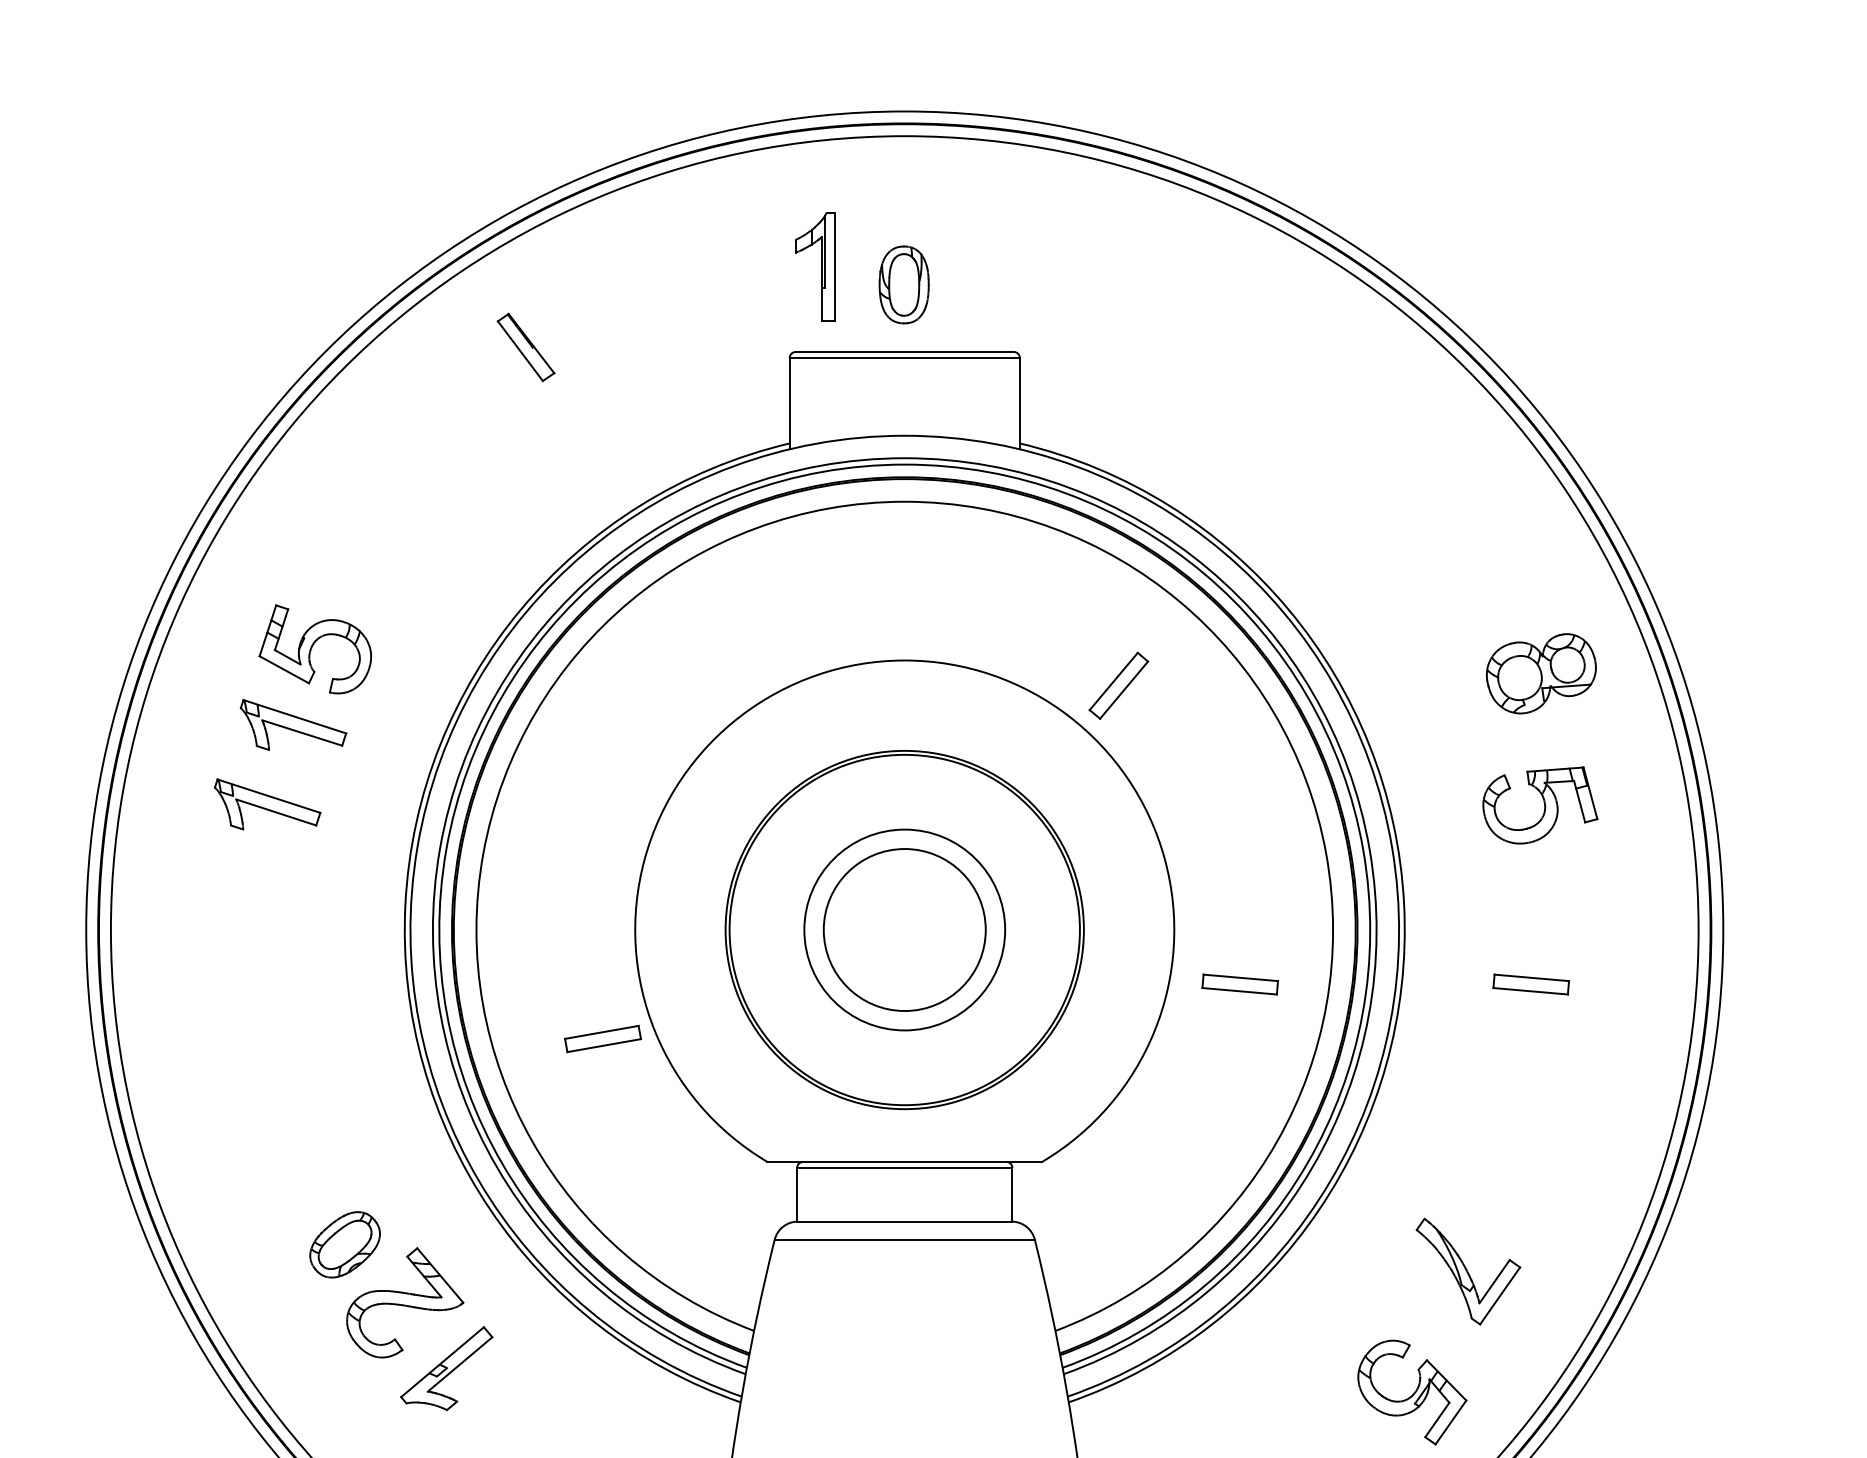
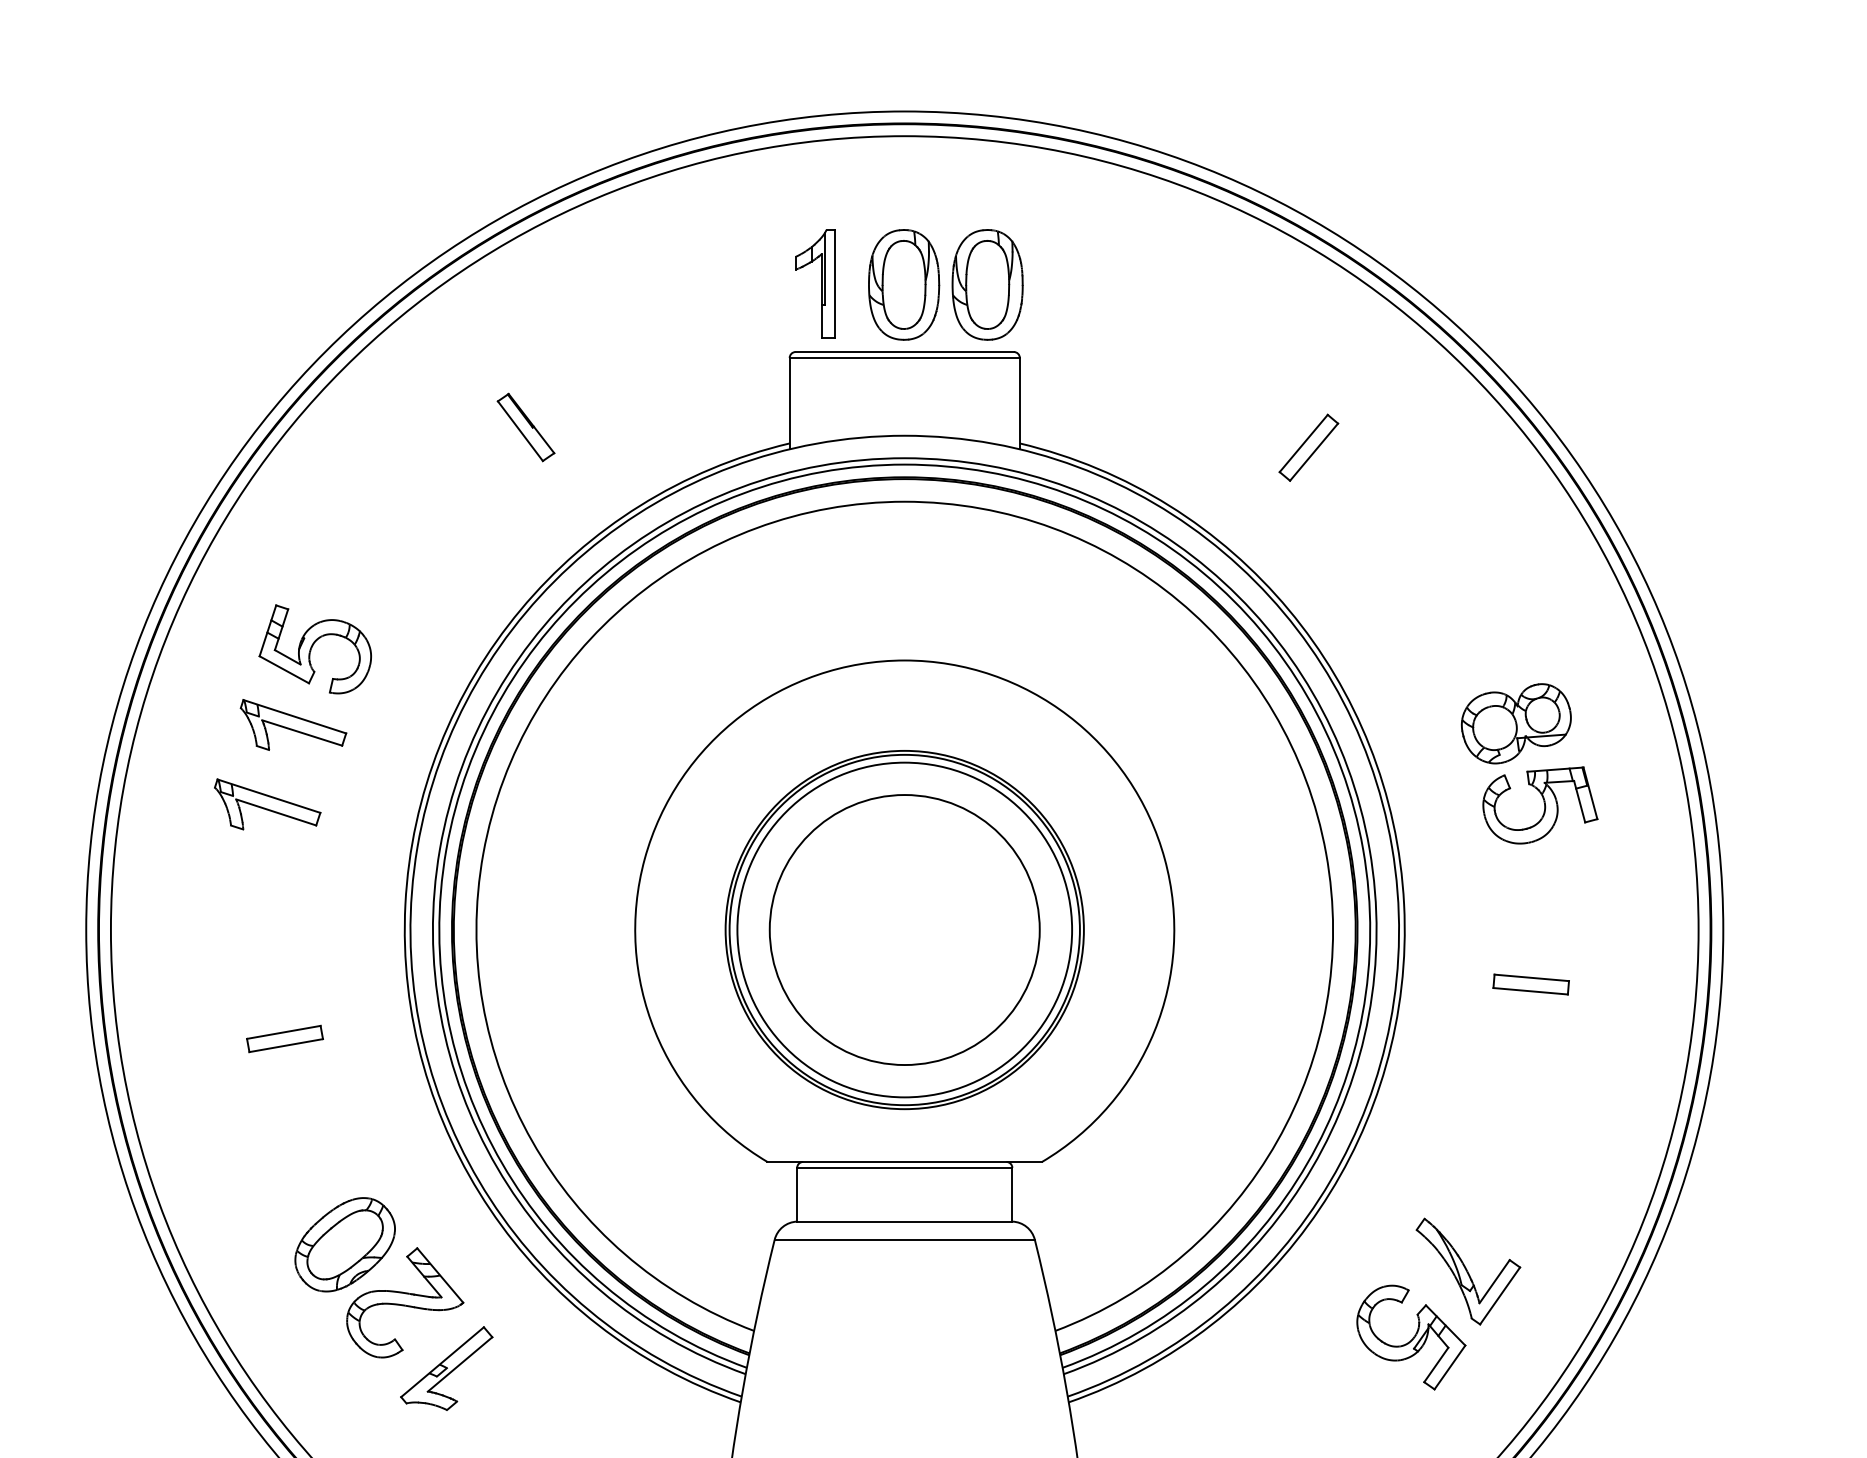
part position: (815, 266) -> (815, 283) (815, 283)
part size: 52x80 px -> 73x112 px (904, 284)
part: none -> present (987, 284)
part position: (525, 347) -> (525, 427) (525, 427)
part position: (1541, 673) -> (1516, 723) (1516, 723)
part position: (1118, 685) -> (1308, 447) (1308, 447)
circle diameter: 201 px -> 335 px (904, 929)
circle diameter: 162 px -> 270 px (904, 930)
part: present -> none (1239, 984)
part position: (602, 1038) -> (284, 1038) (284, 1038)
part size: 72x68 px -> 102x96 px (344, 1244)
part position: (1412, 1392) -> (1411, 1337) (1411, 1337)
